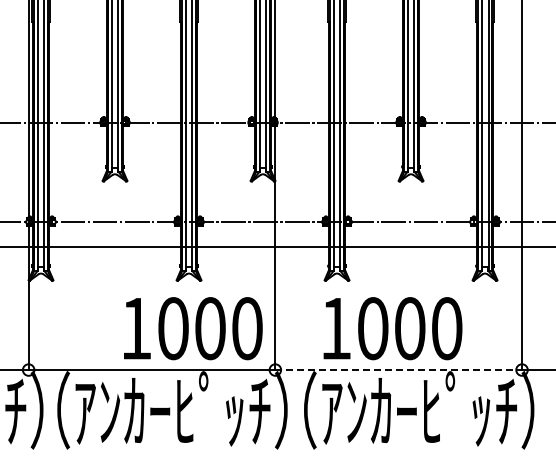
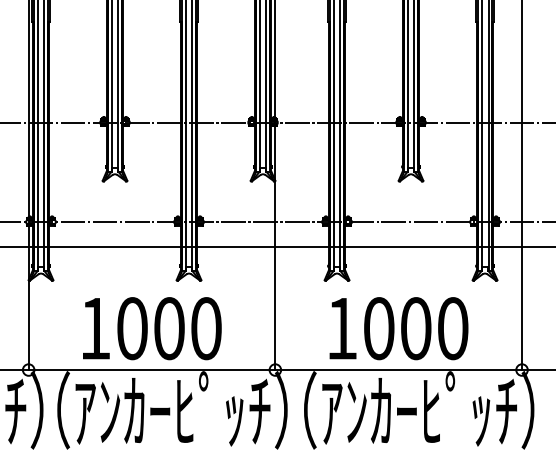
text position: (193, 328) -> (152, 328) (152, 328)
text position: (392, 328) -> (398, 328) (398, 328)
line: dashed -> solid (399, 370)
